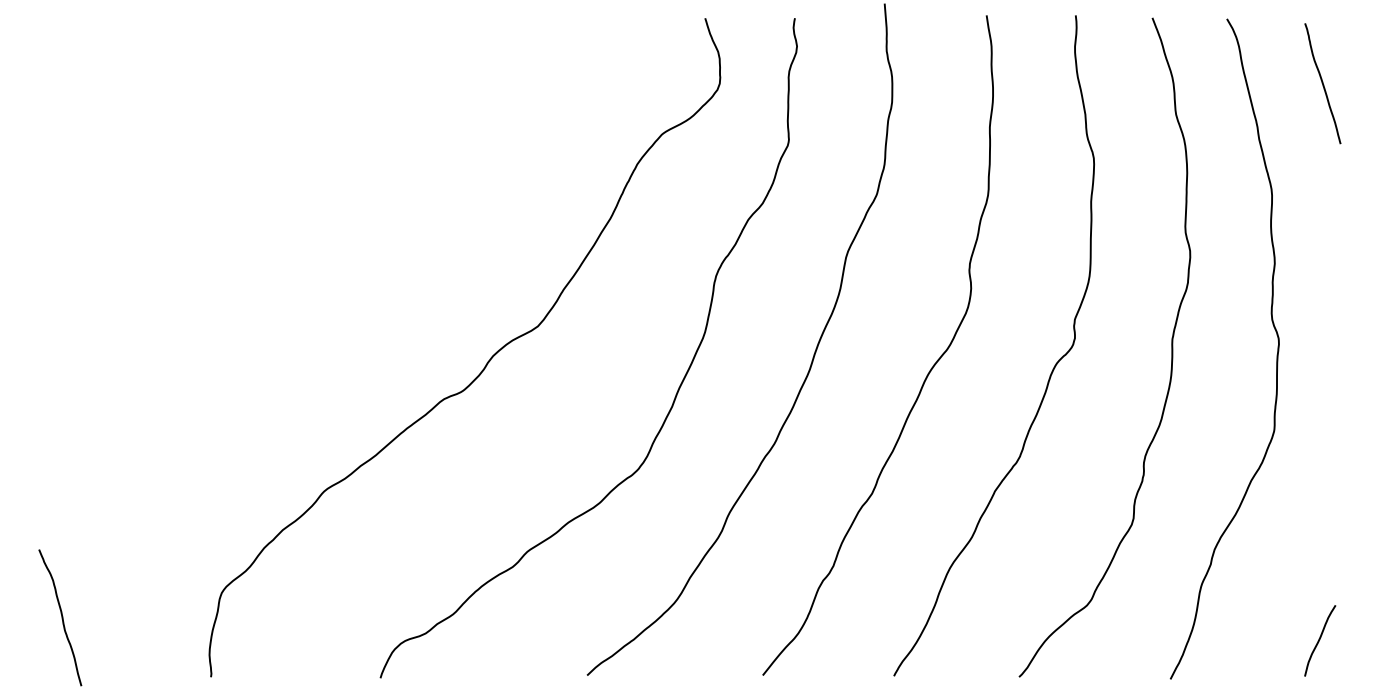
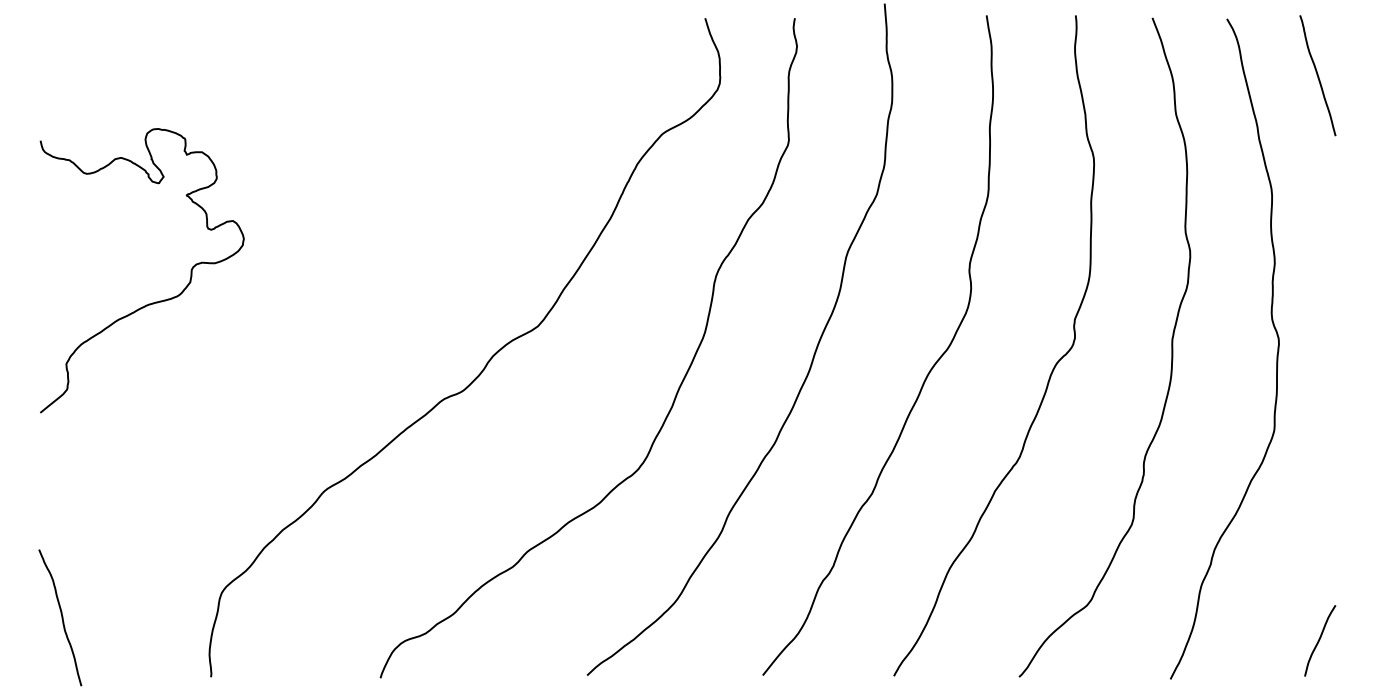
curve position: (1322, 83) -> (1317, 75) (1317, 75)
curve: none -> present (148, 303)
